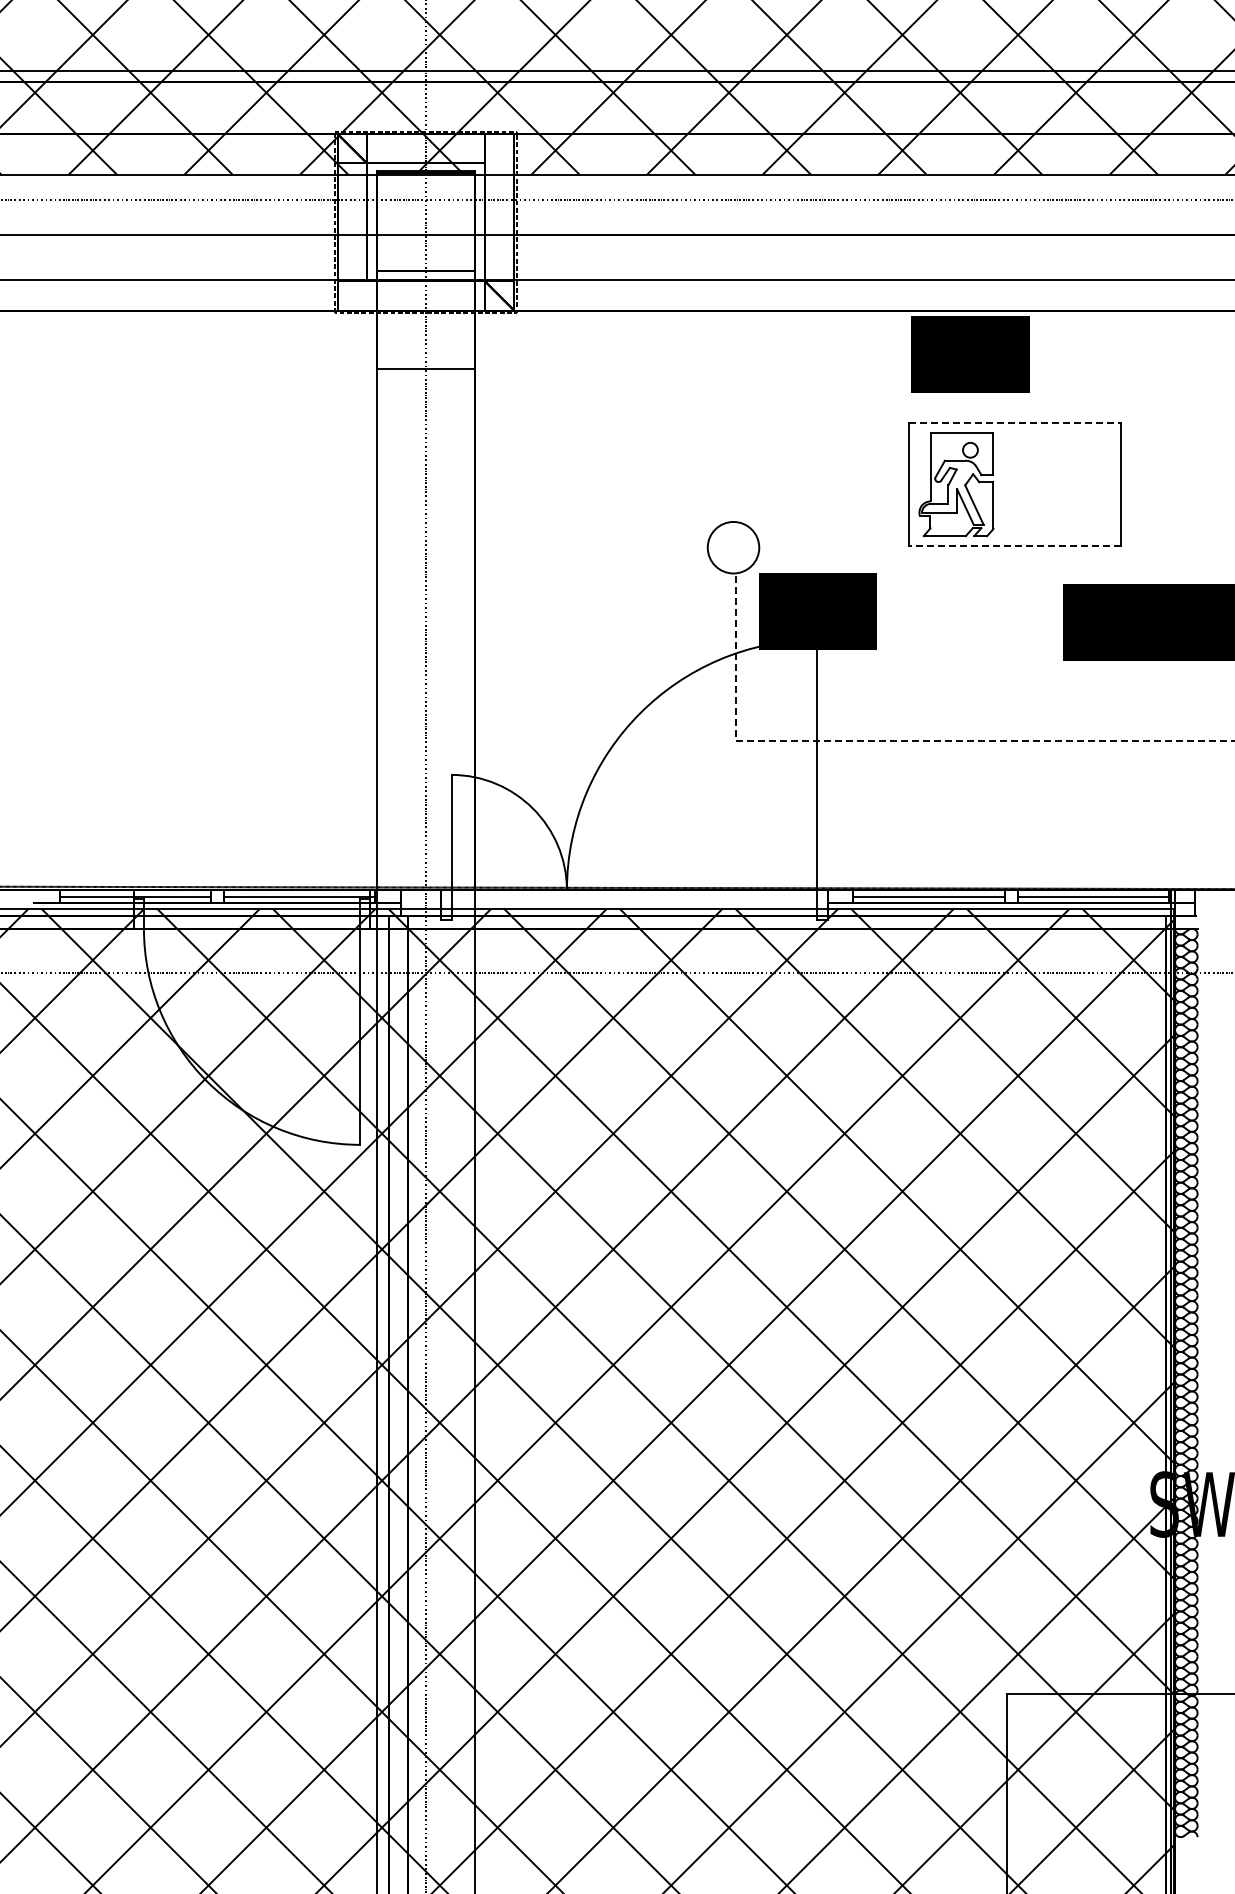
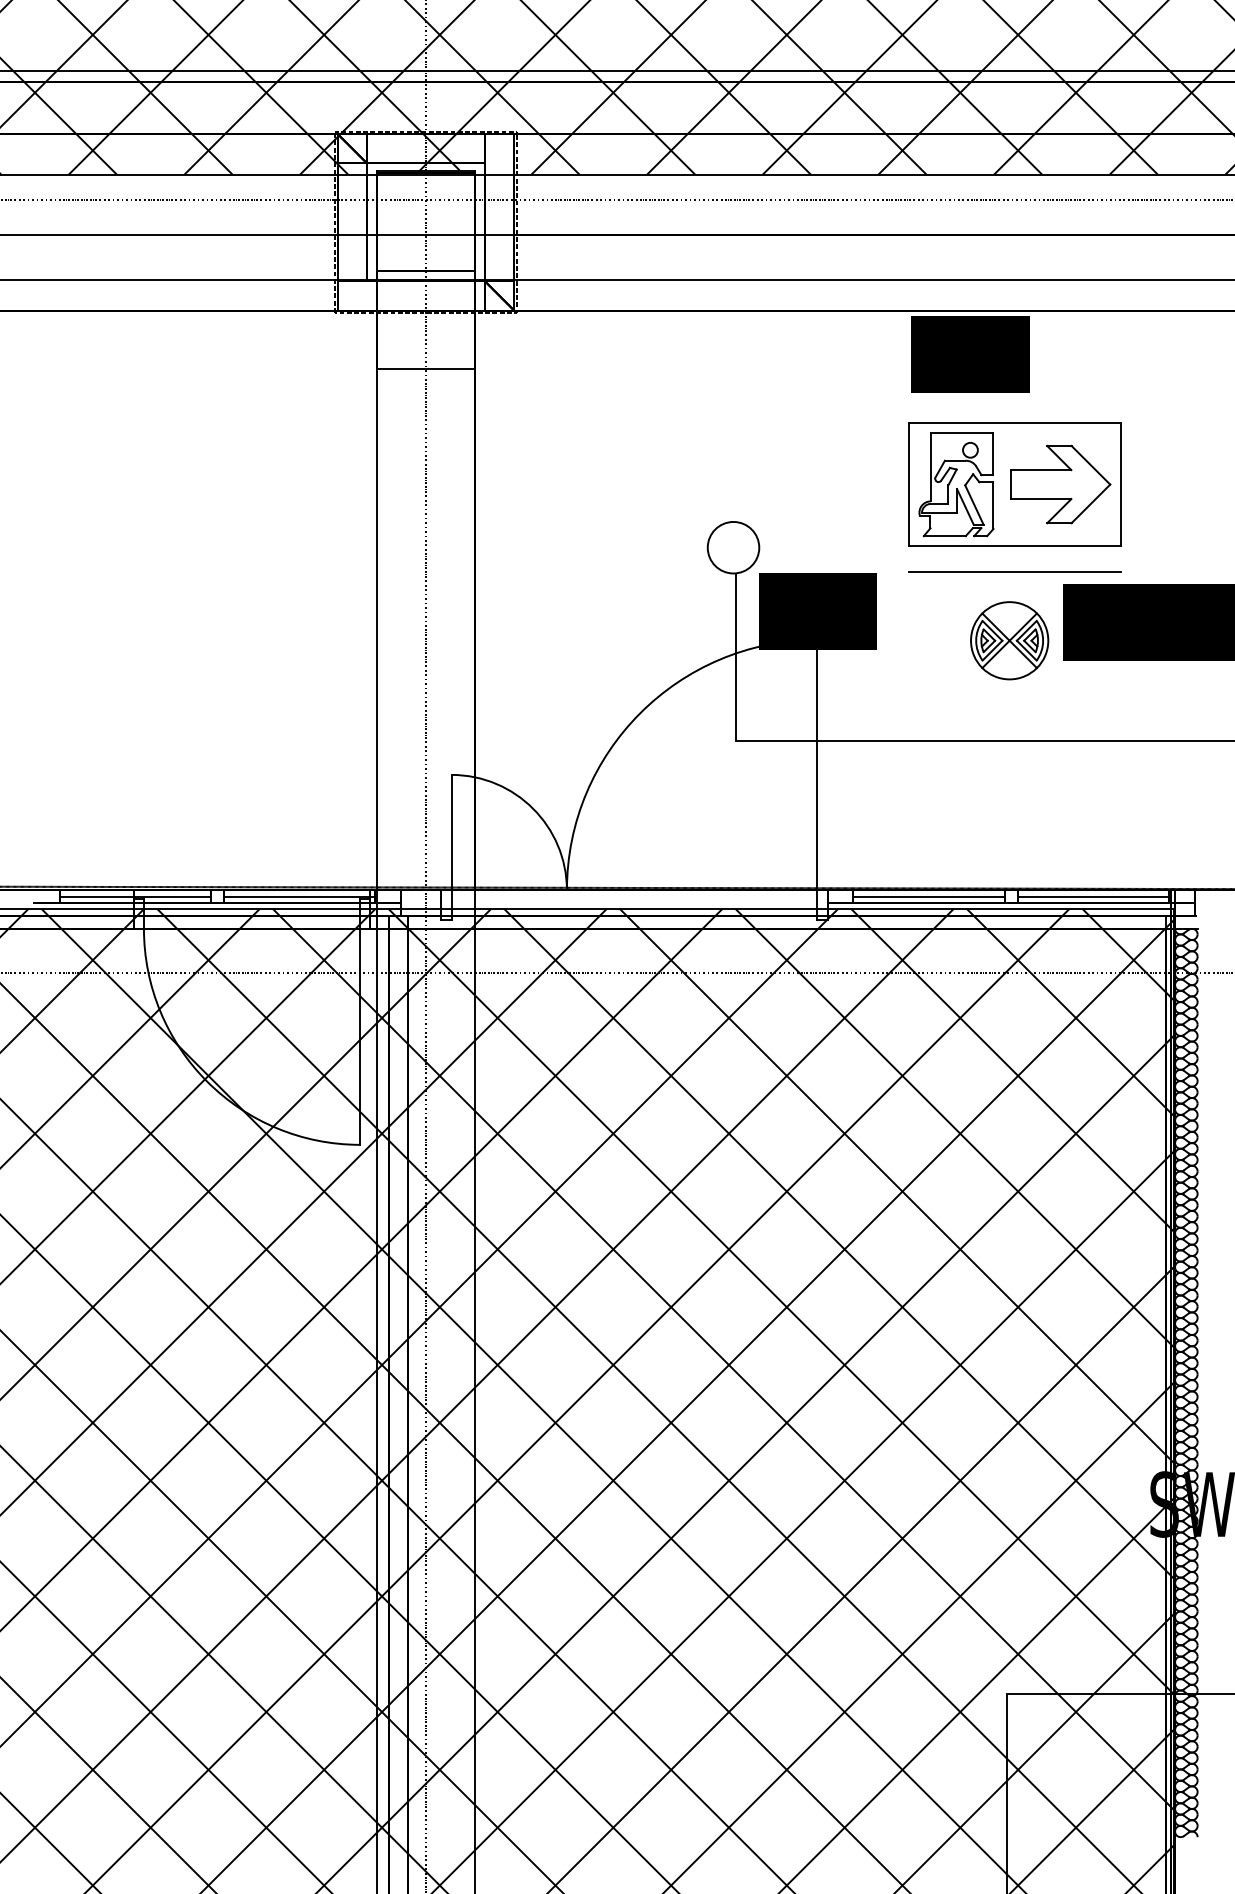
line: dashed -> solid (1015, 422)
part: none -> present (1060, 484)
line: dashed -> solid (1015, 546)
line: none -> present (1014, 572)
part: none -> present (1009, 640)
line: dashed -> solid (900, 741)
